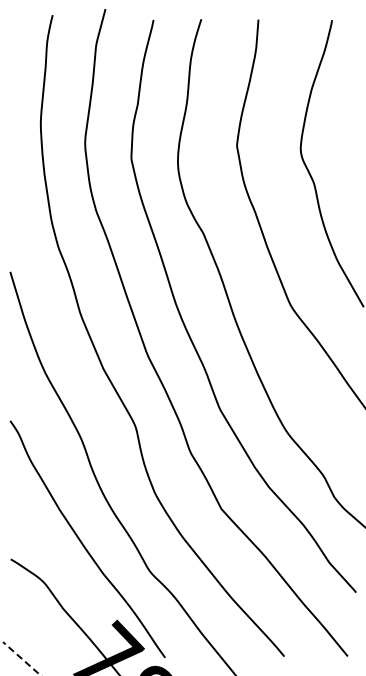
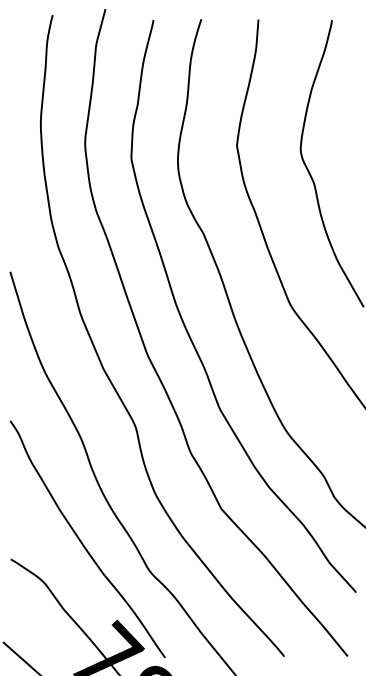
line: dashed -> solid (21, 658)
